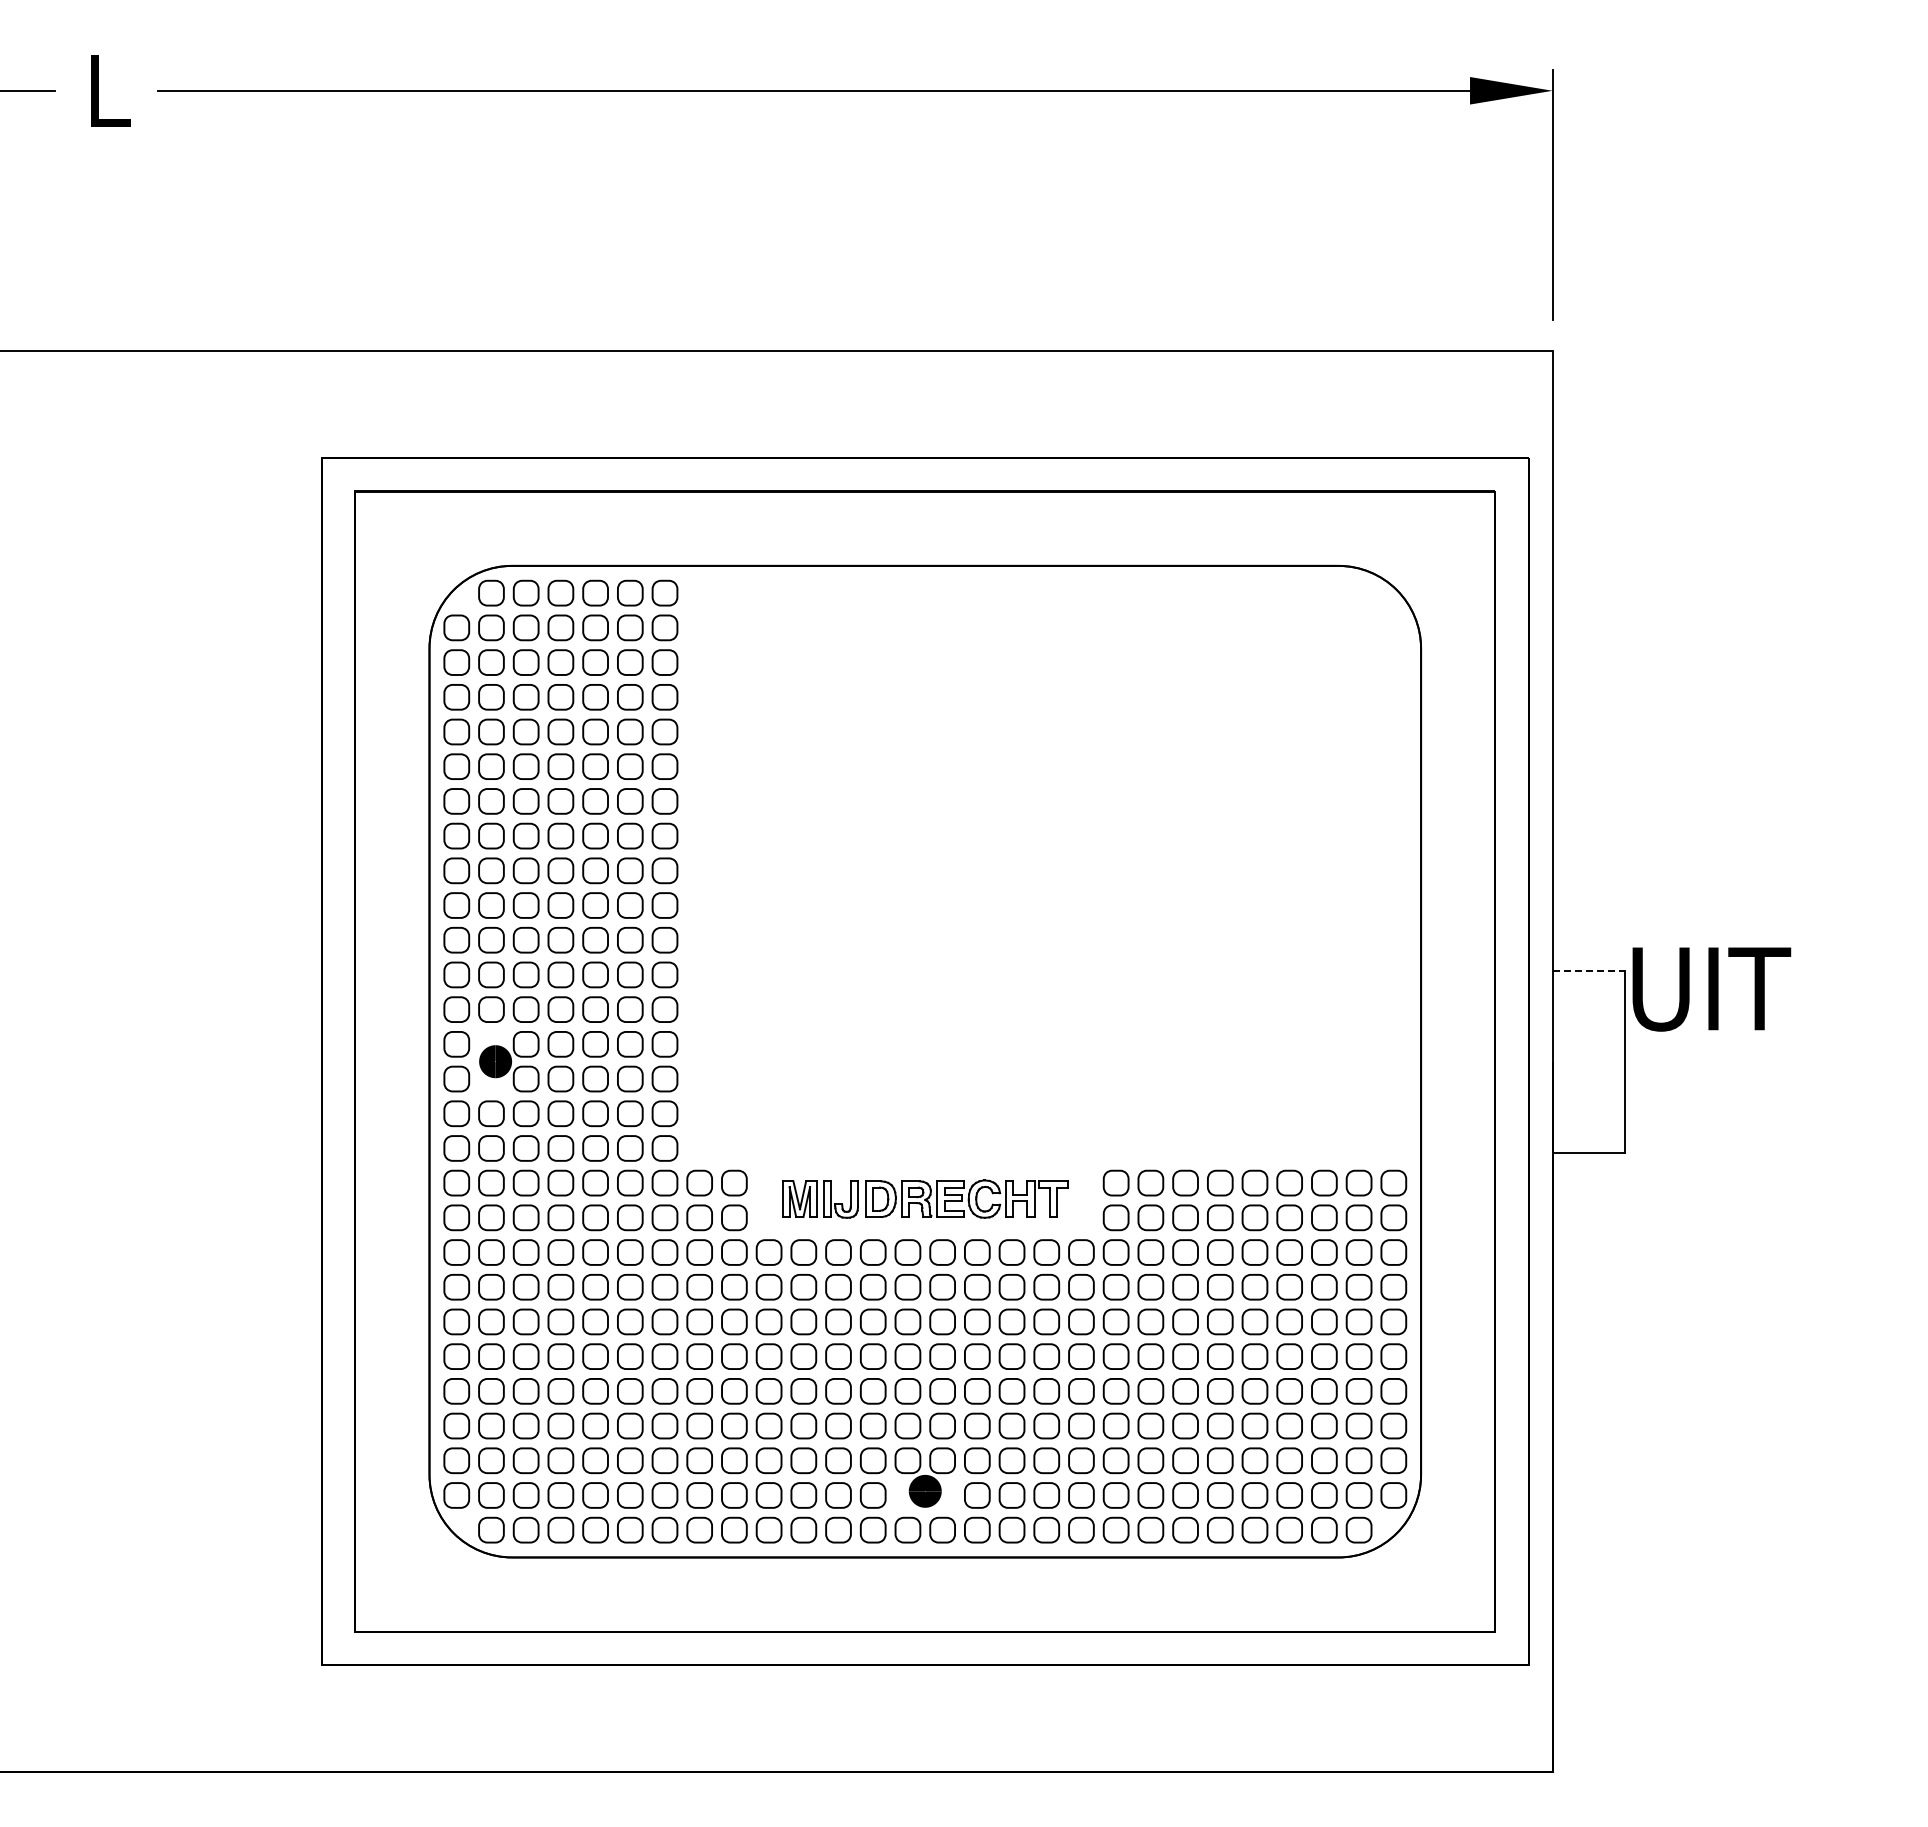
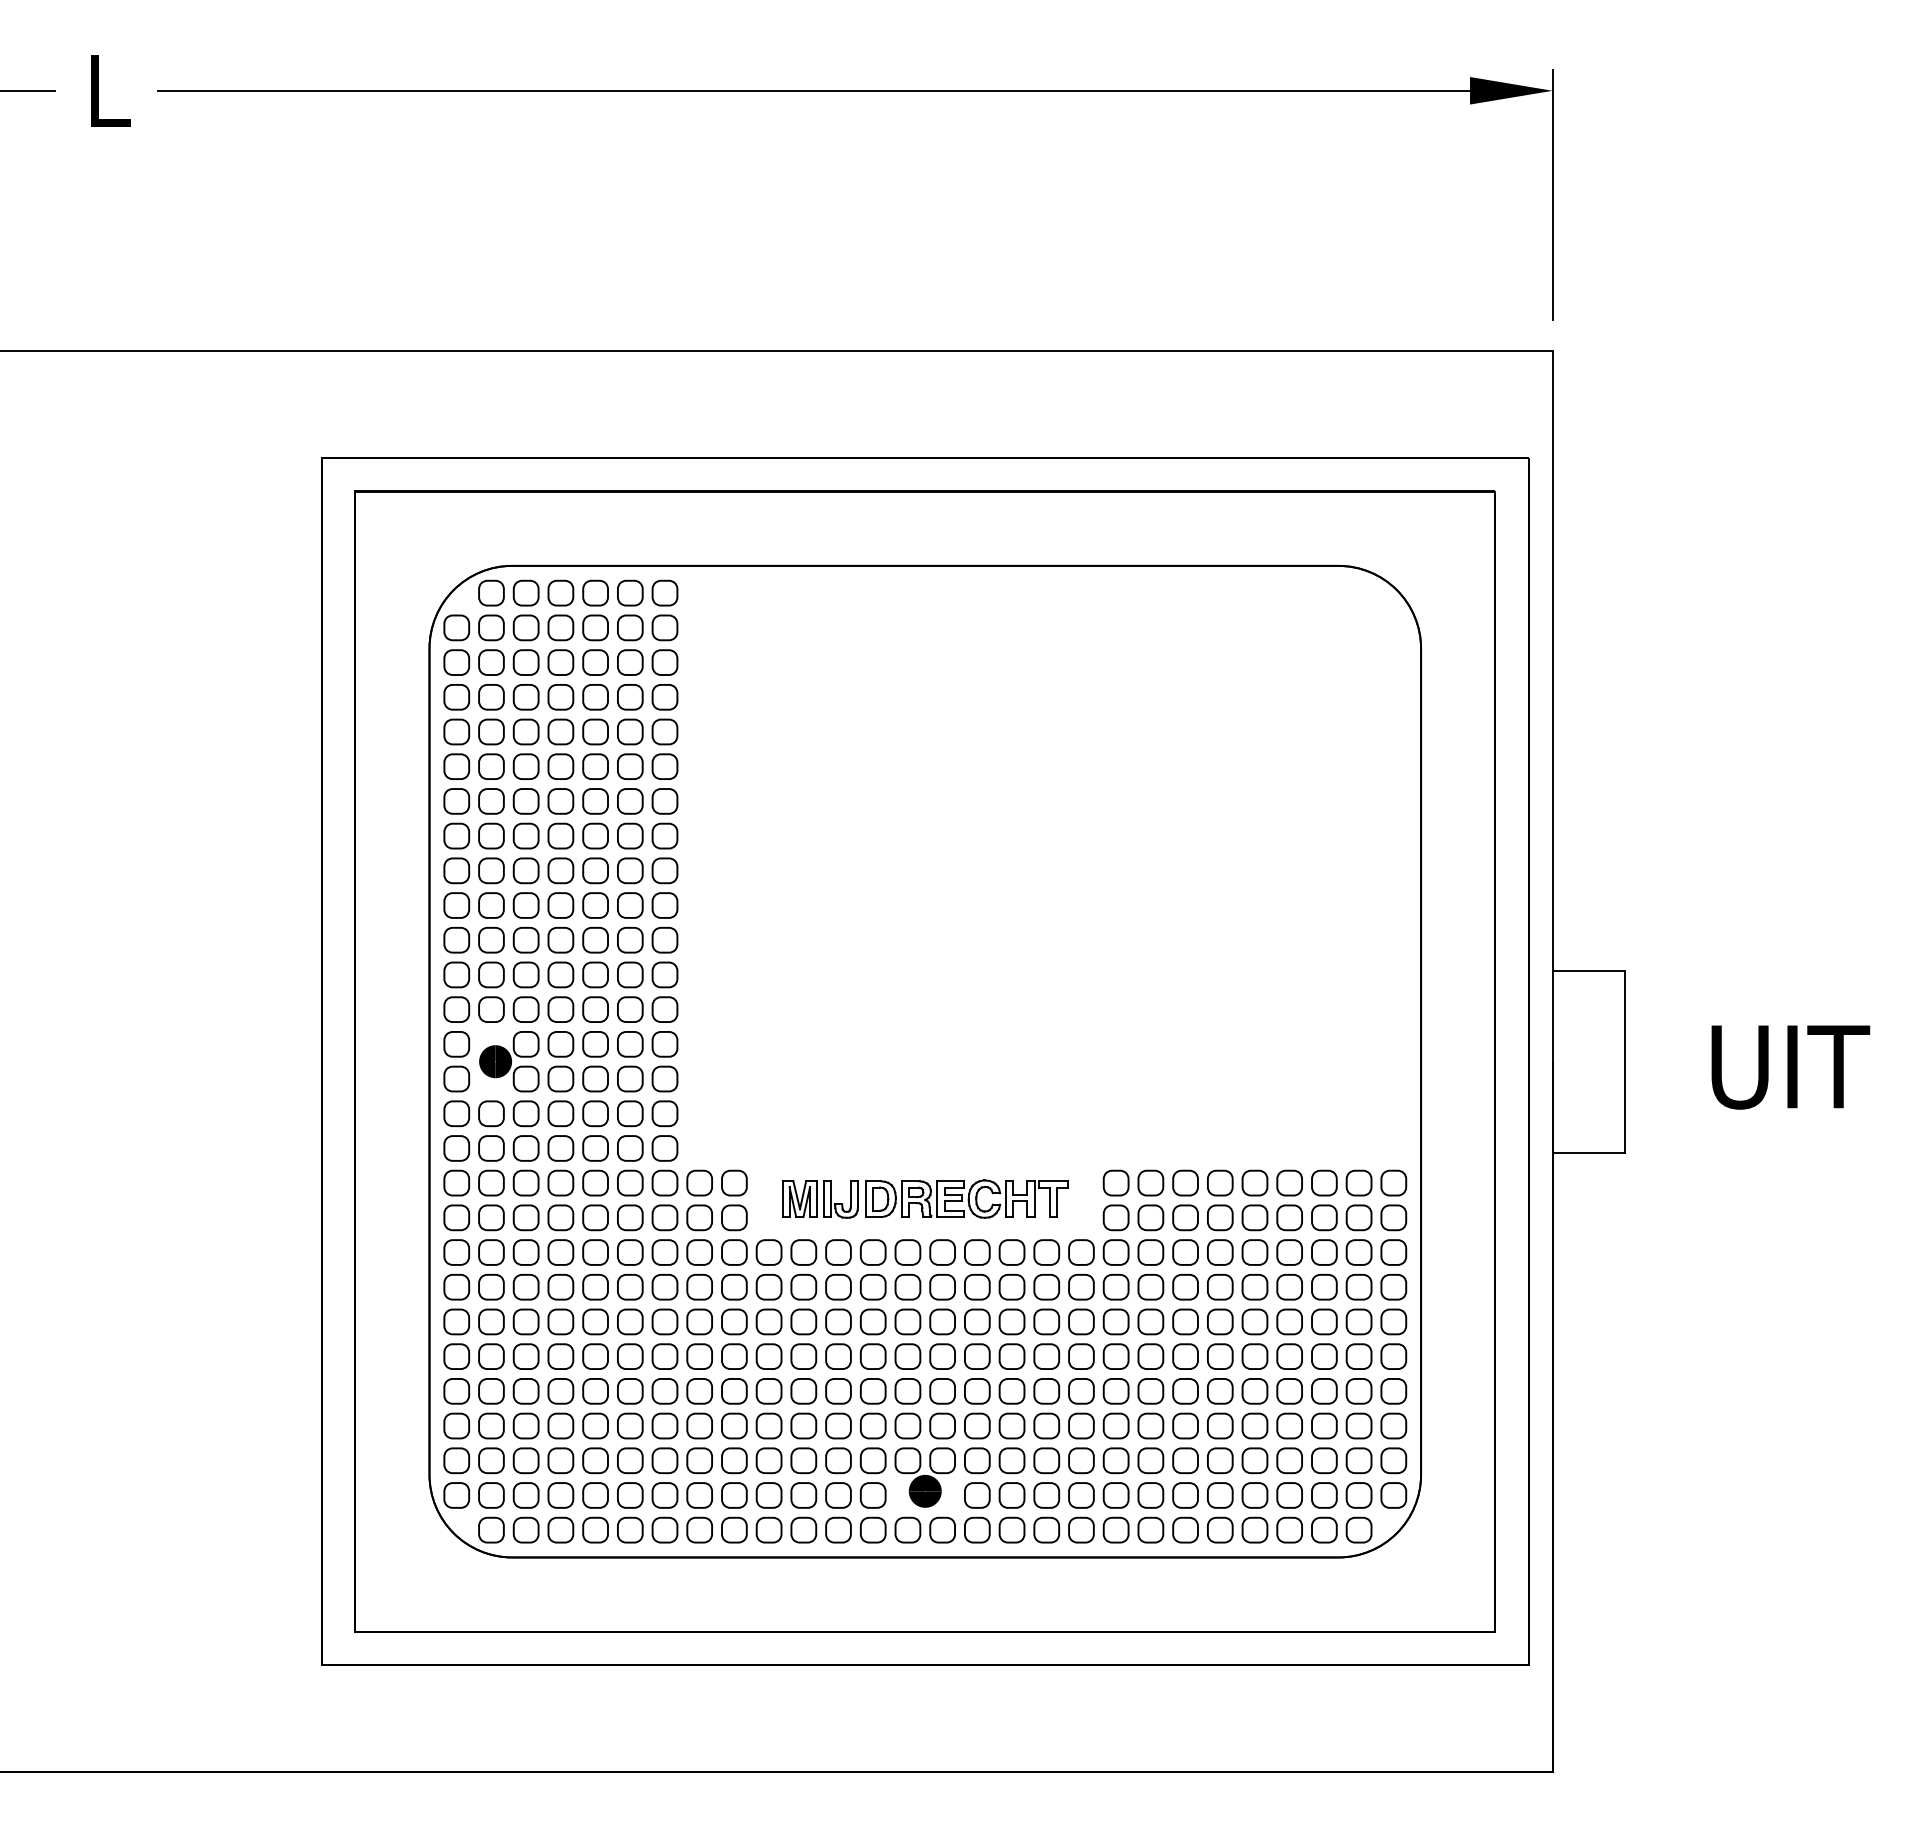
line: dashed -> solid (1589, 970)
text position: (1711, 989) -> (1790, 1067) (1790, 1067)
